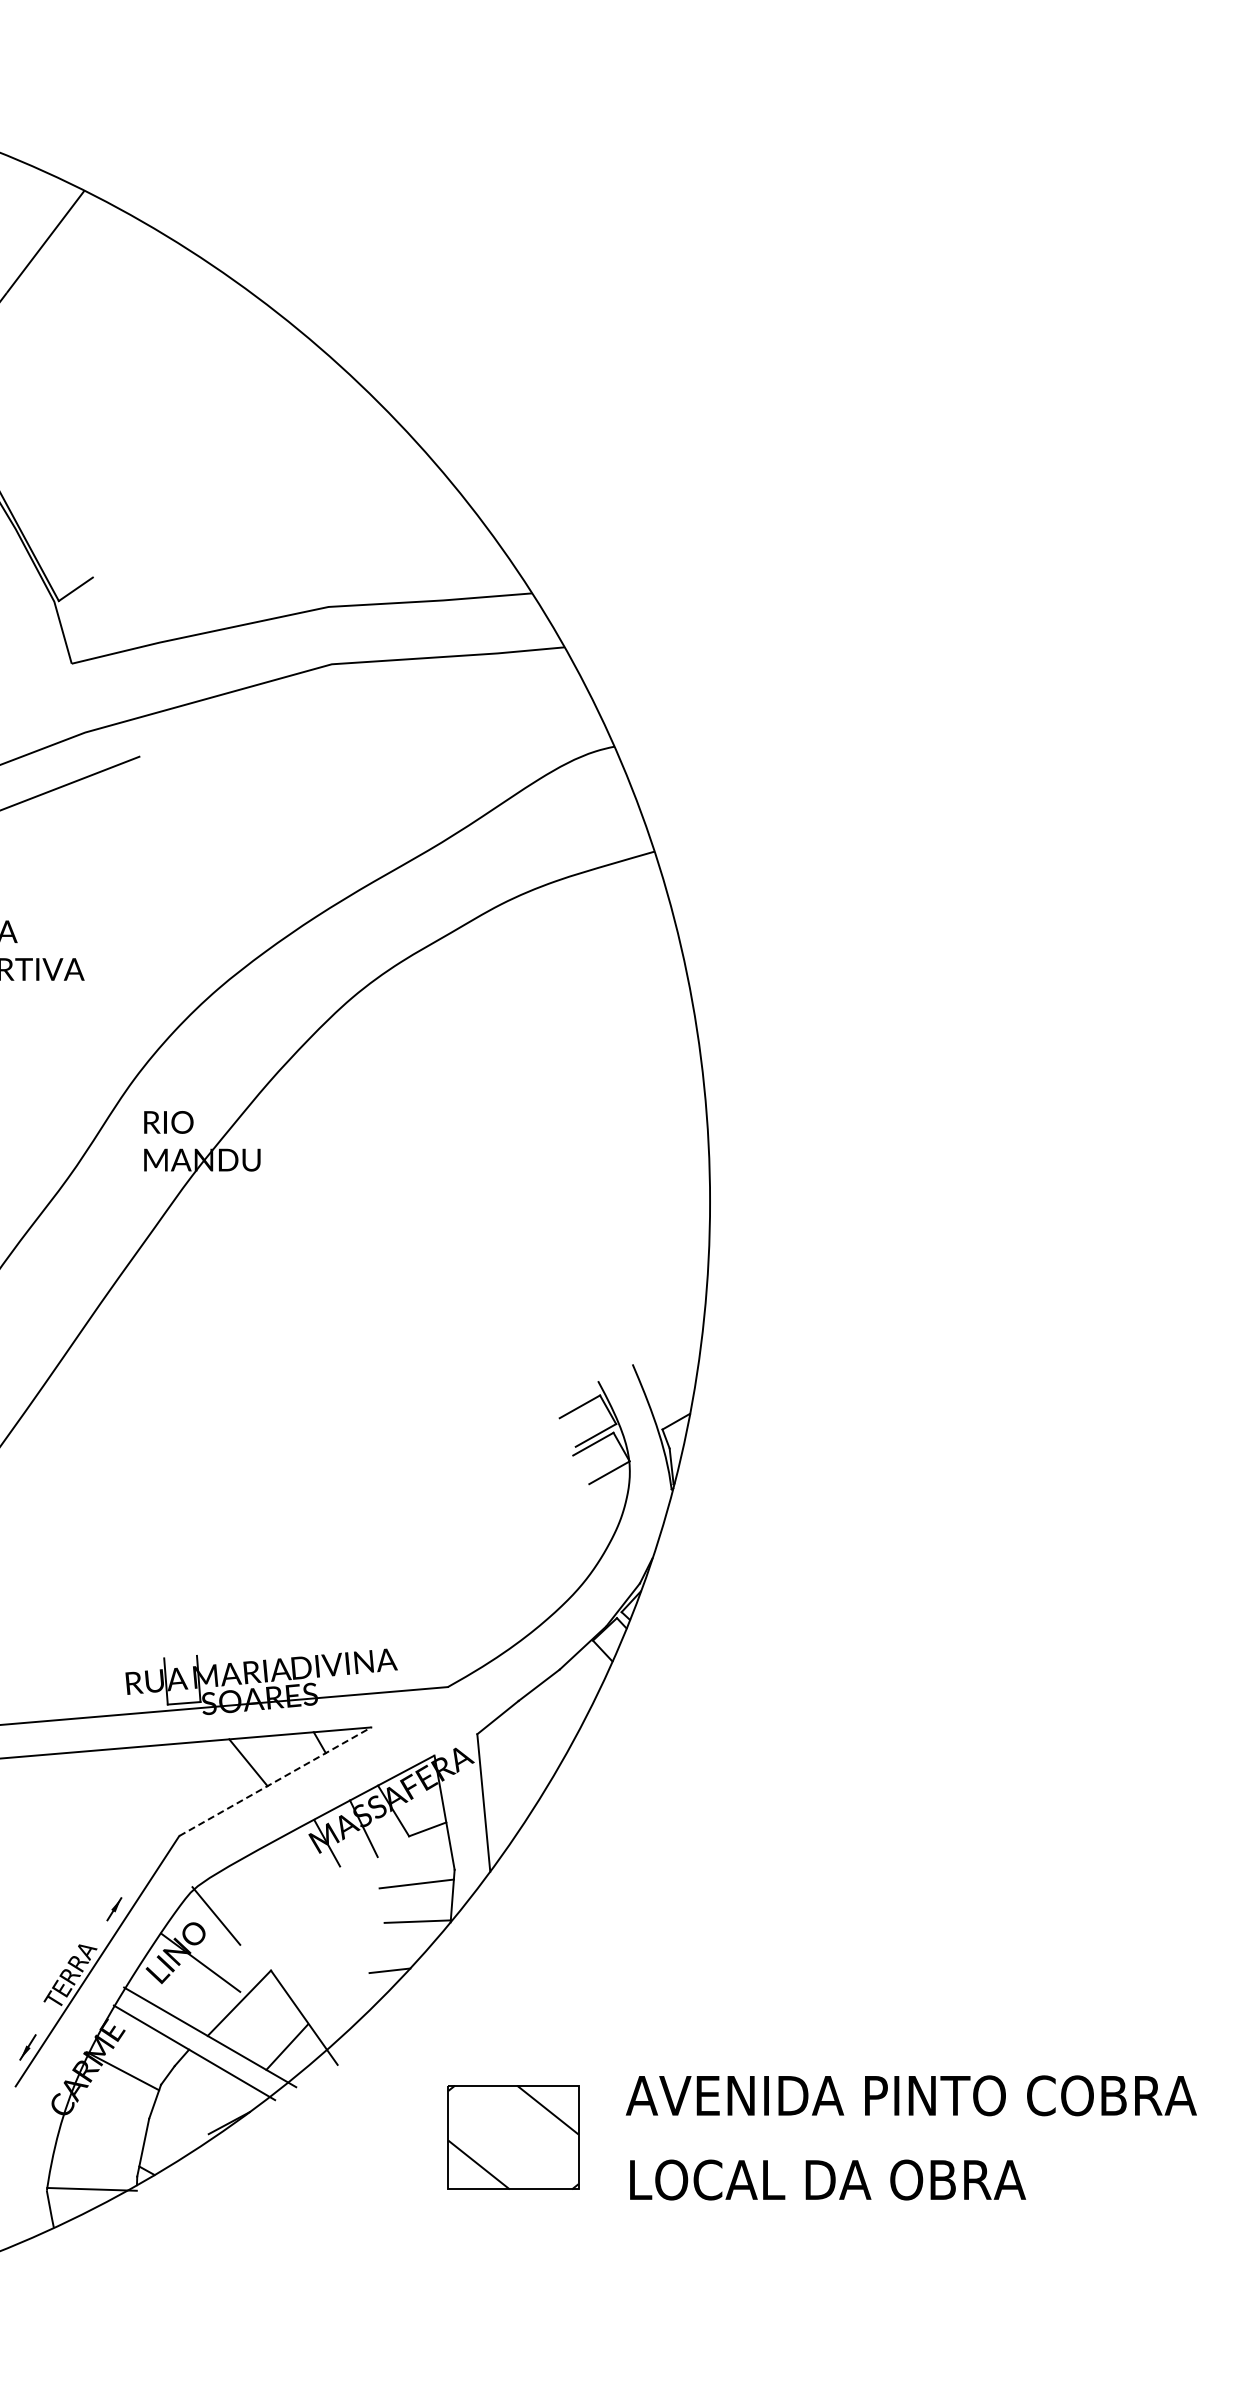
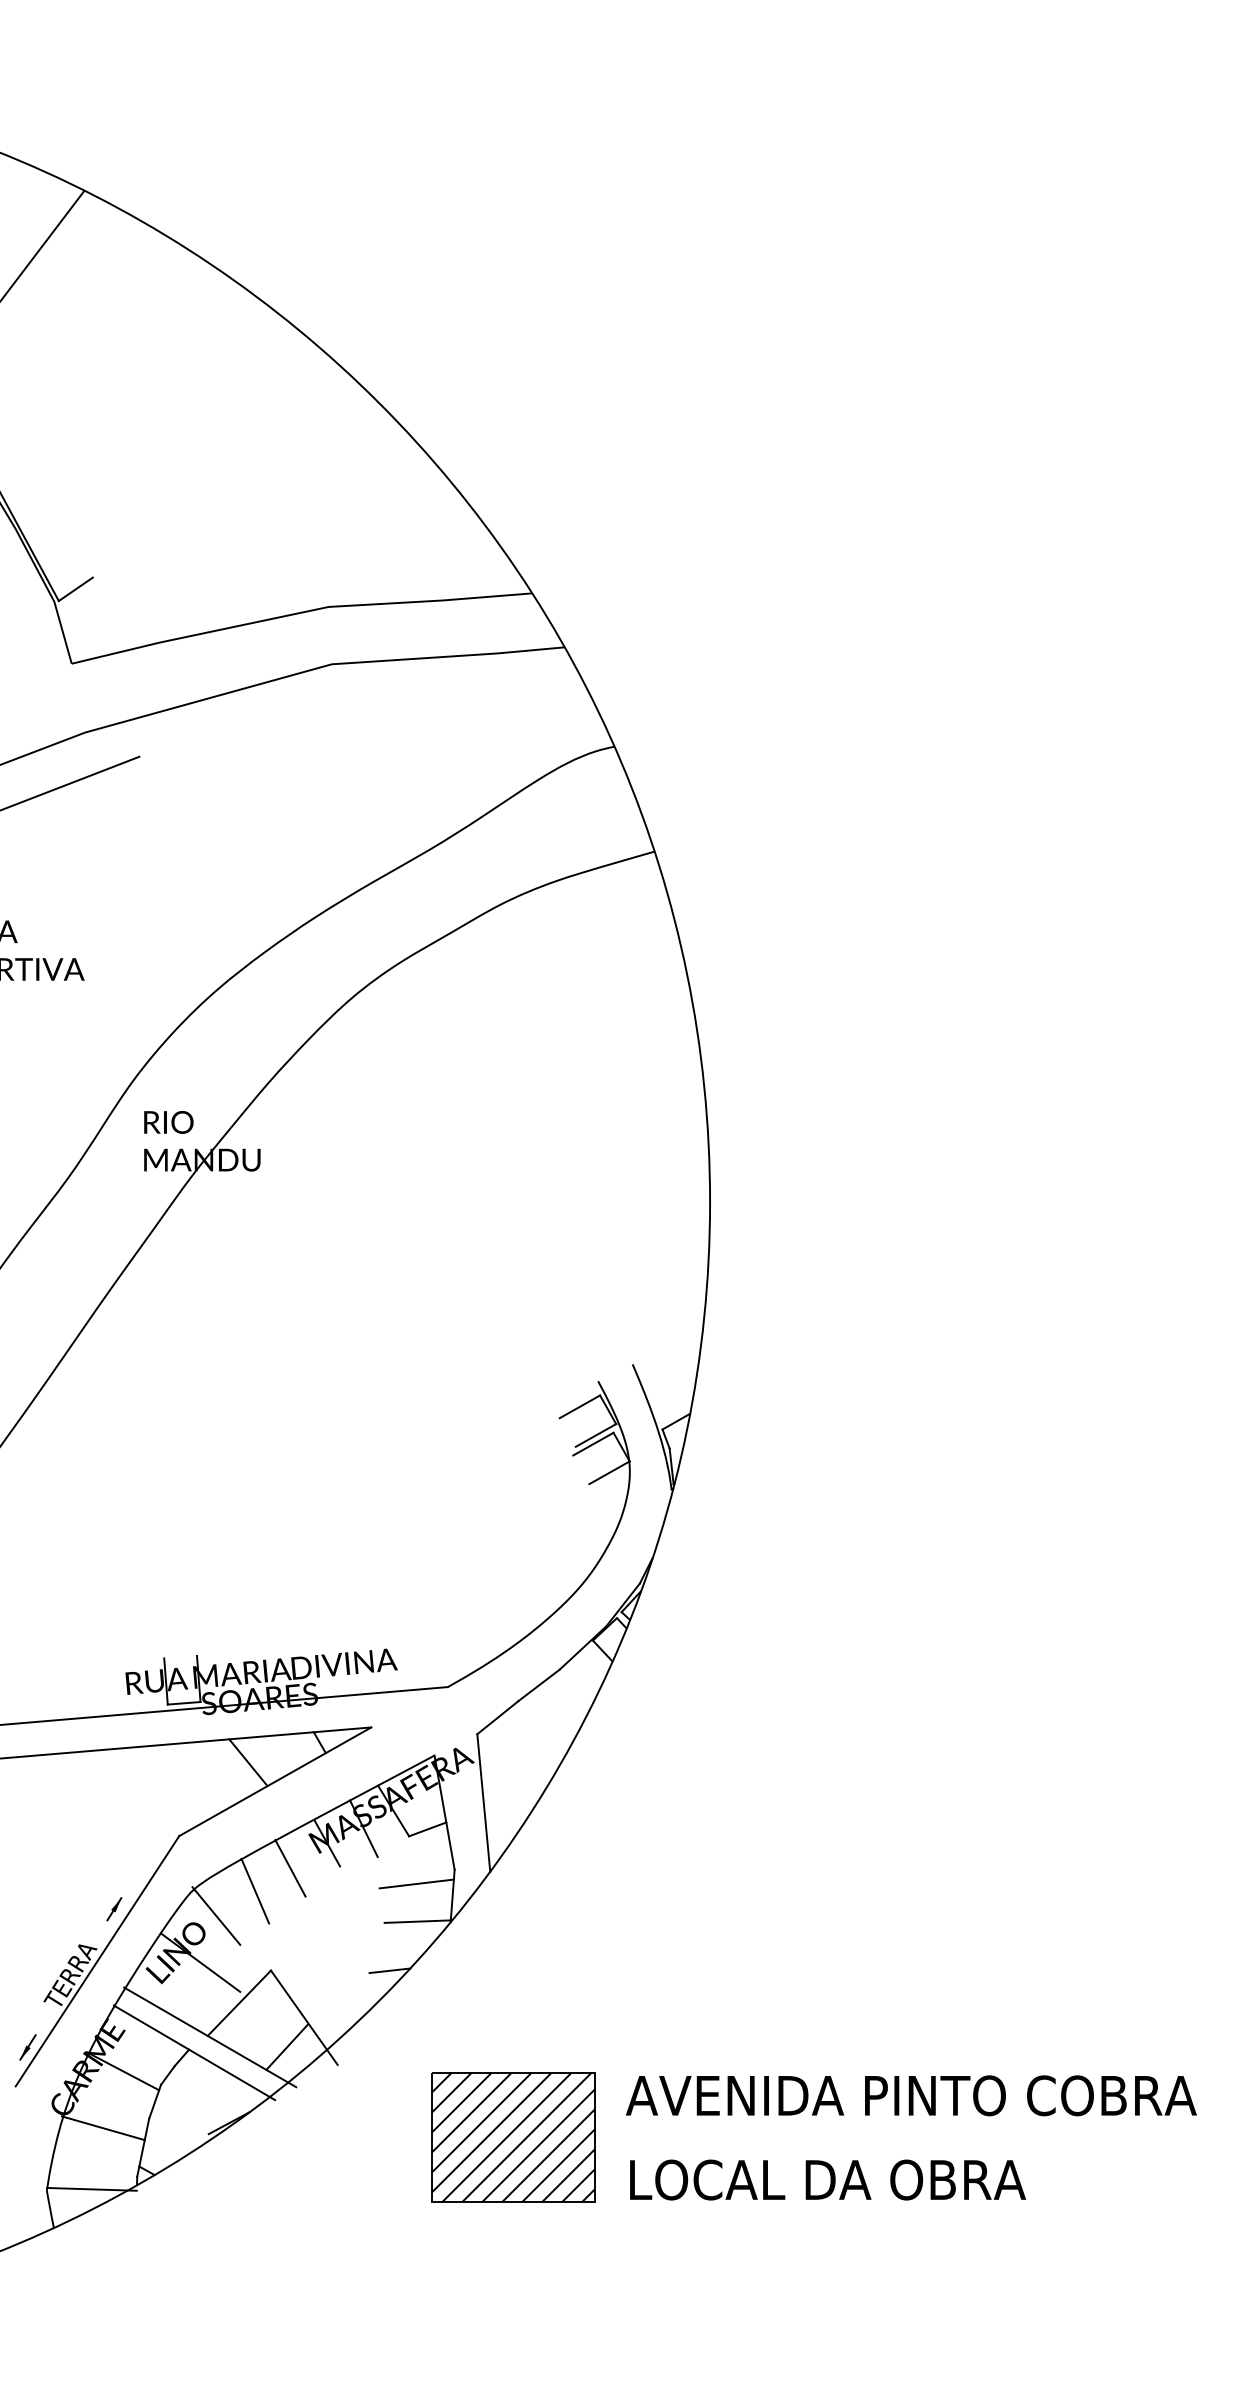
line: dashed -> solid (275, 1781)
line: none -> present (290, 1868)
line: none -> present (255, 1890)
line: none -> present (102, 2128)
part size: 133x105 px -> 165x131 px (513, 2137)
